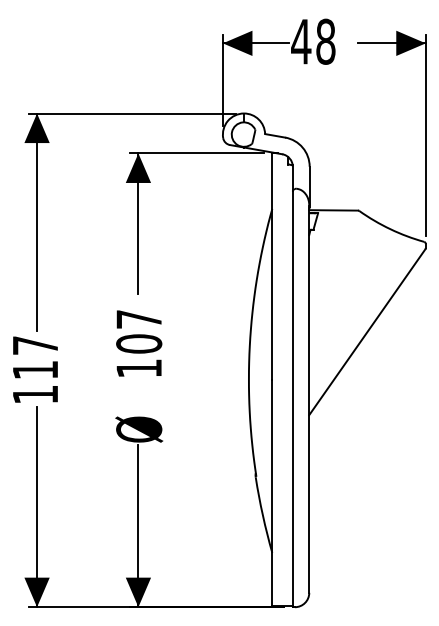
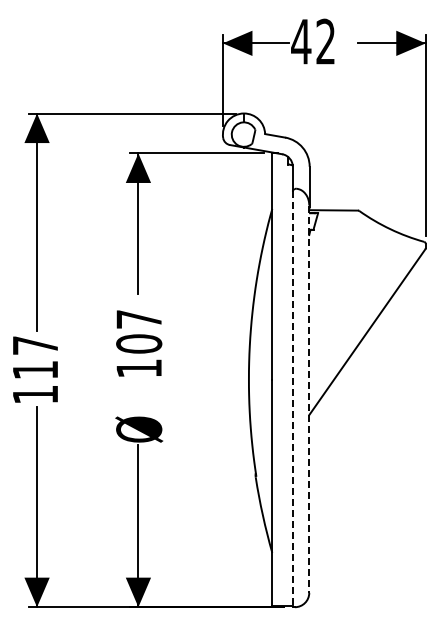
text: 48 -> 42 (325, 41)
line: solid -> dashed (292, 399)
line: solid -> dashed (309, 399)
